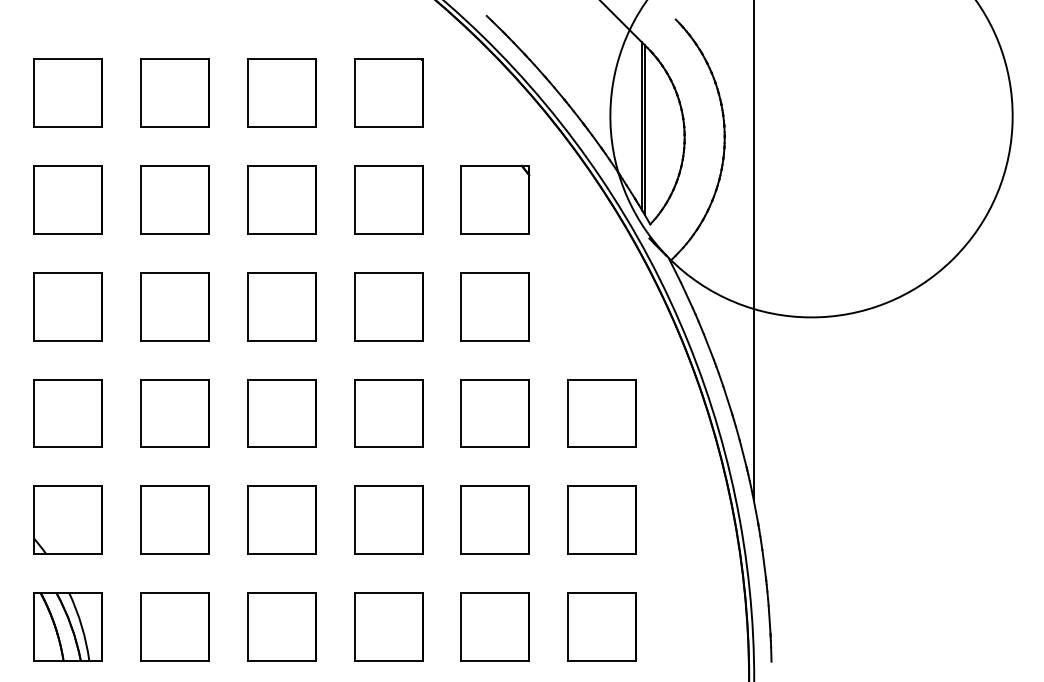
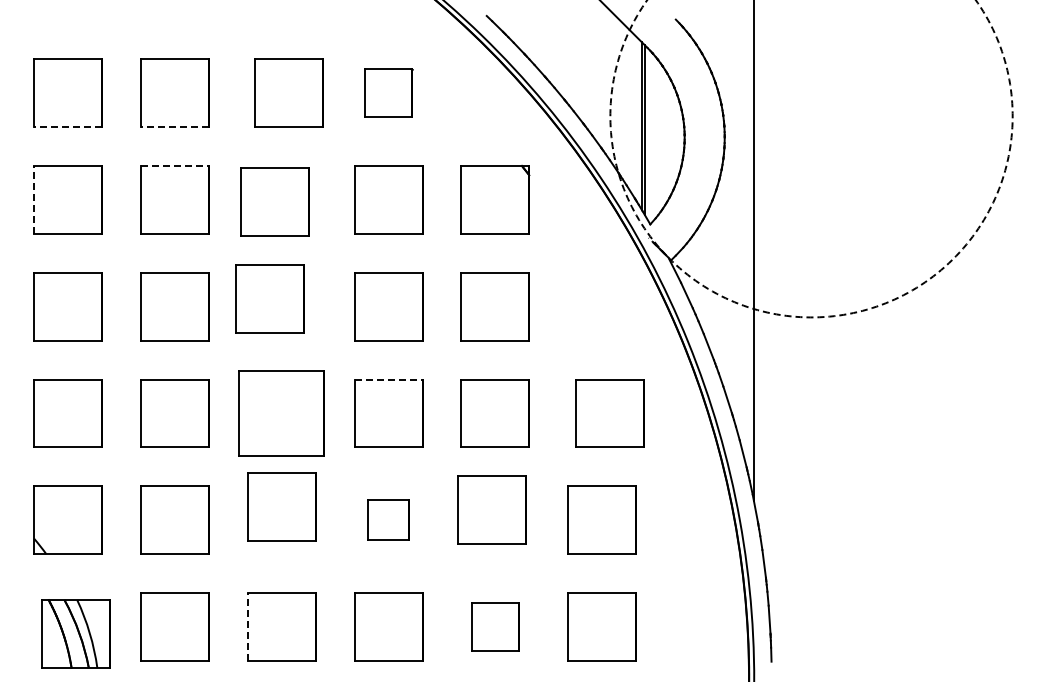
part position: (281, 92) -> (288, 92) (288, 92)
part size: 70x70 px -> 50x50 px (388, 92)
line: solid -> dashed (68, 126)
line: solid -> dashed (174, 126)
line: solid -> dashed (1011, 139)
line: solid -> dashed (174, 165)
line: solid -> dashed (34, 199)
part position: (281, 199) -> (274, 201) (274, 201)
part position: (281, 306) -> (269, 298) (269, 298)
line: solid -> dashed (388, 379)
part size: 70x69 px -> 87x87 px (281, 413)
part position: (601, 413) -> (609, 413) (609, 413)
part position: (281, 519) -> (281, 506) (281, 506)
part size: 70x70 px -> 43x42 px (388, 519)
part position: (494, 519) -> (491, 509) (491, 509)
part position: (67, 626) -> (75, 633) (75, 633)
part size: 70x70 px -> 49x50 px (495, 626)
line: solid -> dashed (247, 627)
